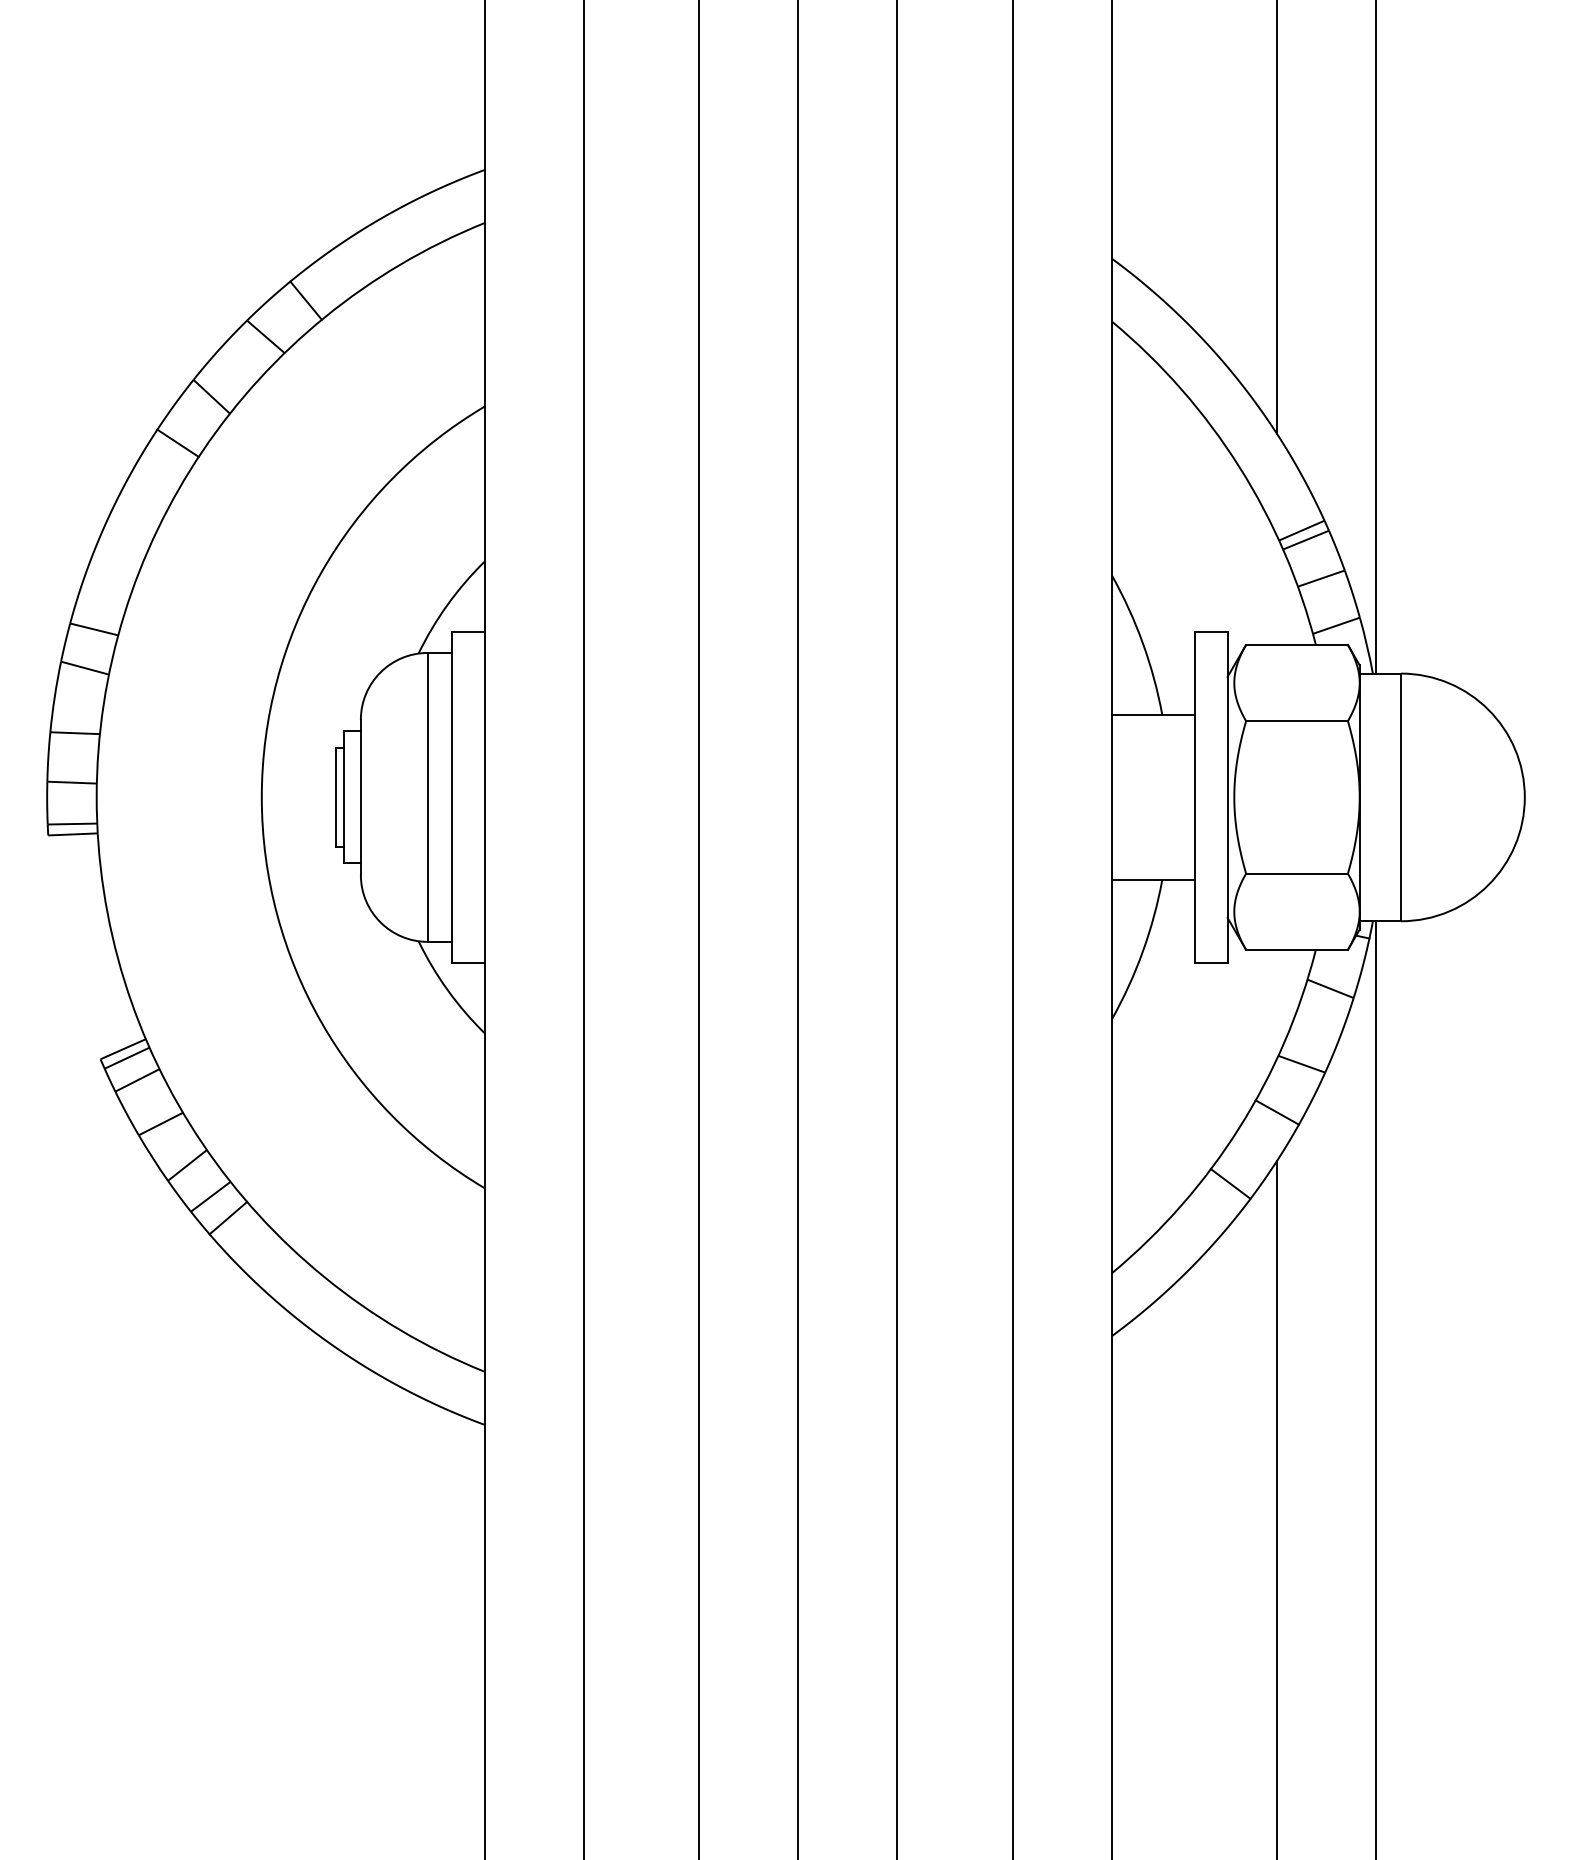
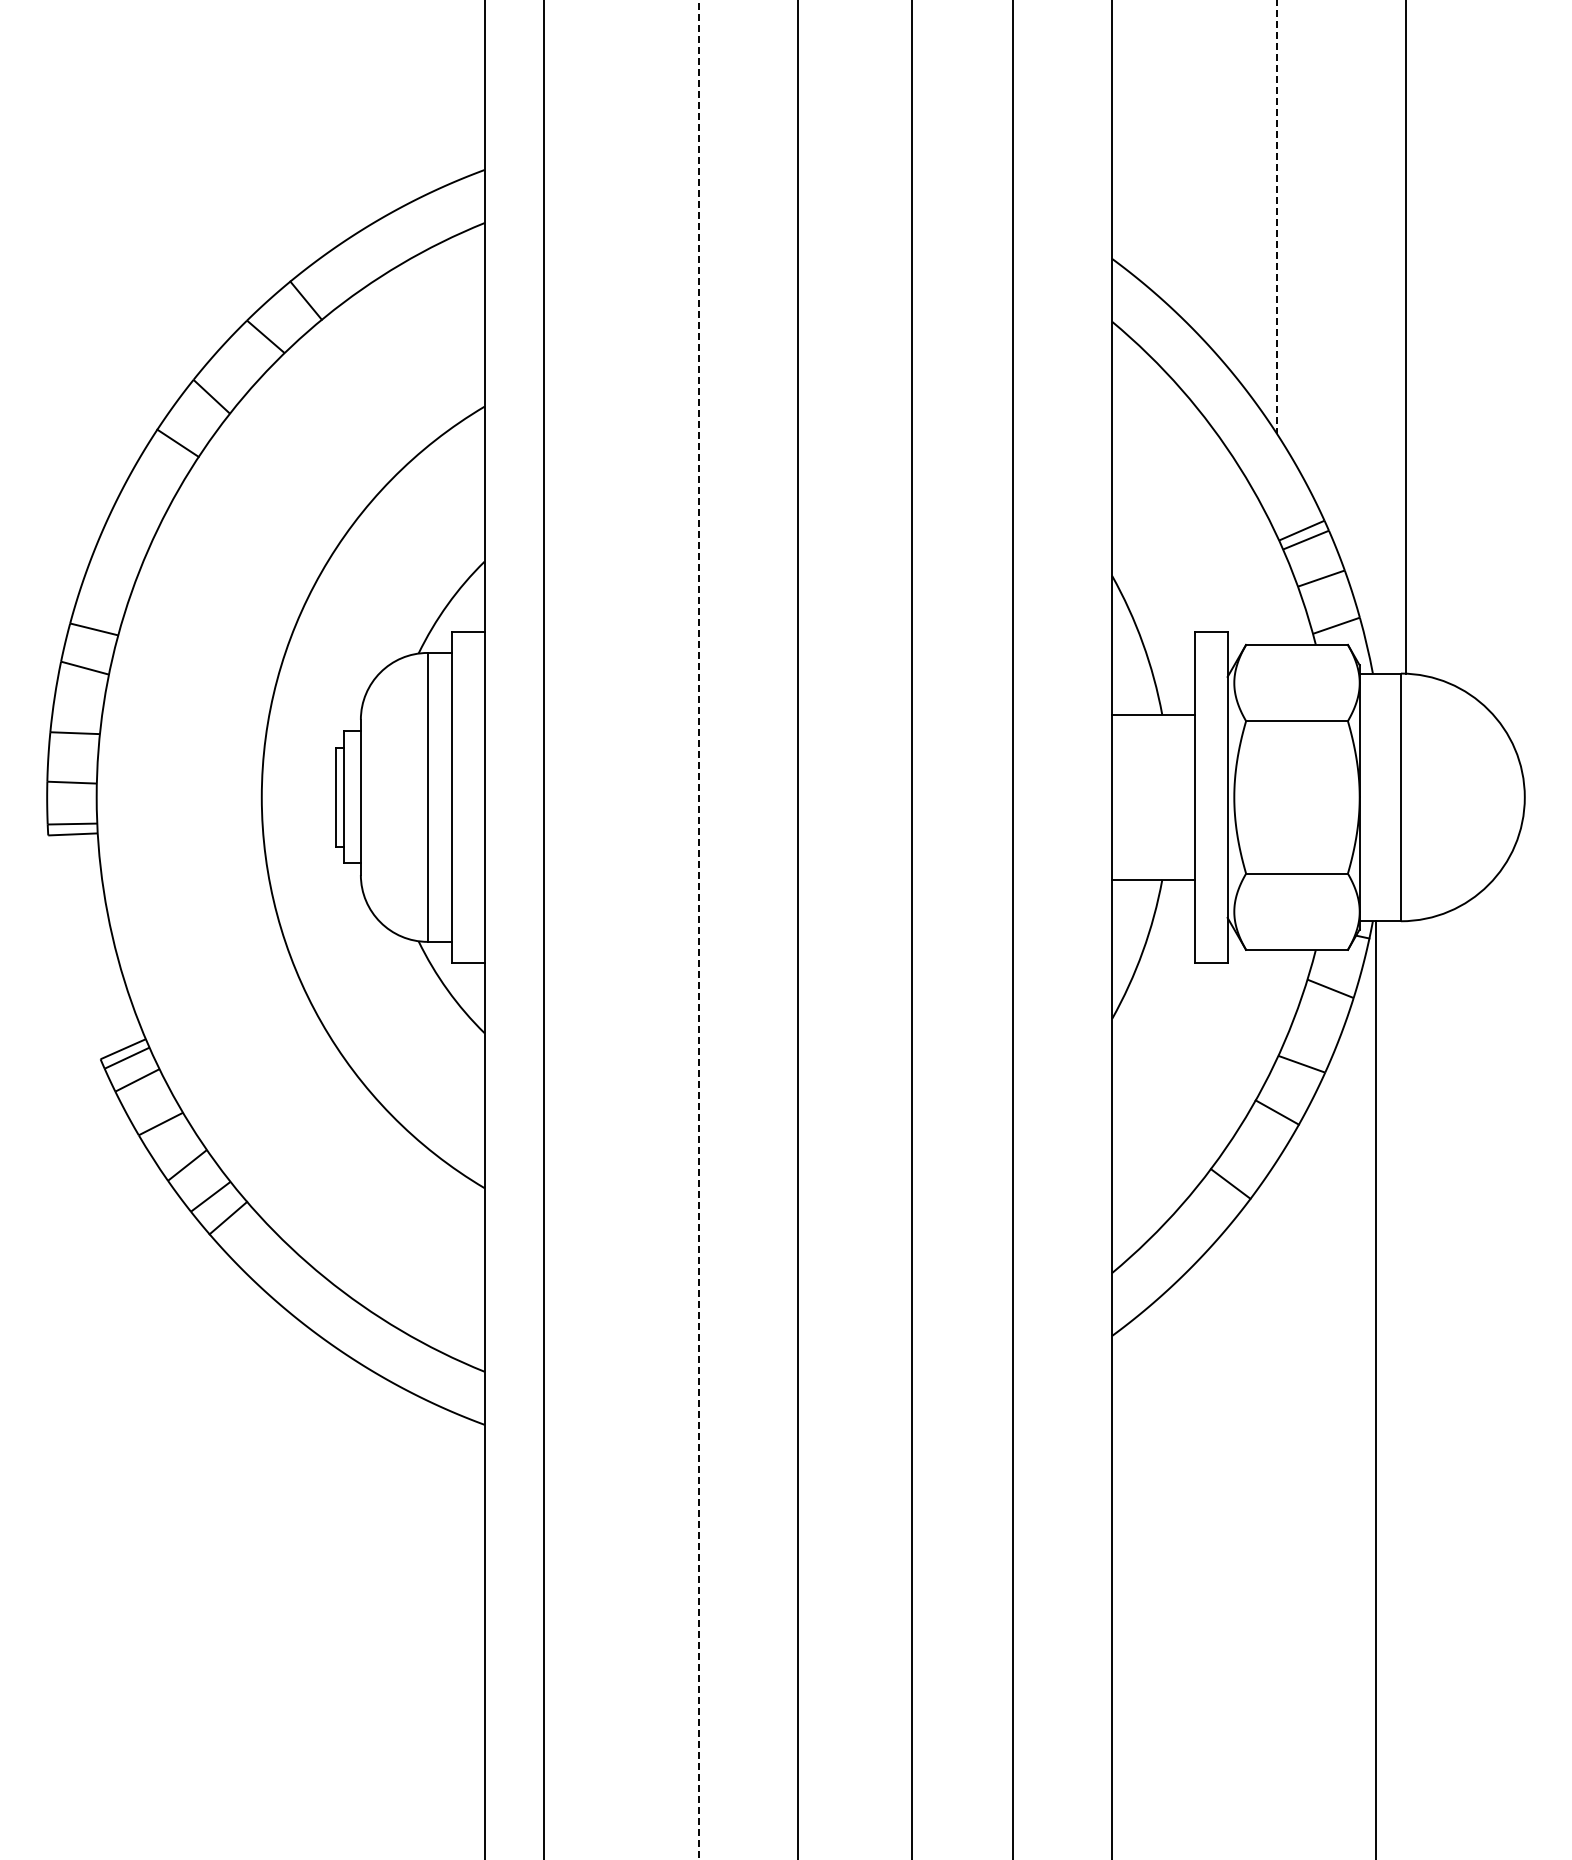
line: solid -> dashed (1277, 217)
line position: (1376, 337) -> (1406, 337) (1406, 337)
line position: (583, 929) -> (543, 929) (543, 929)
line position: (897, 929) -> (912, 929) (912, 929)
line: solid -> dashed (699, 930)
line: present -> none (1277, 1508)
